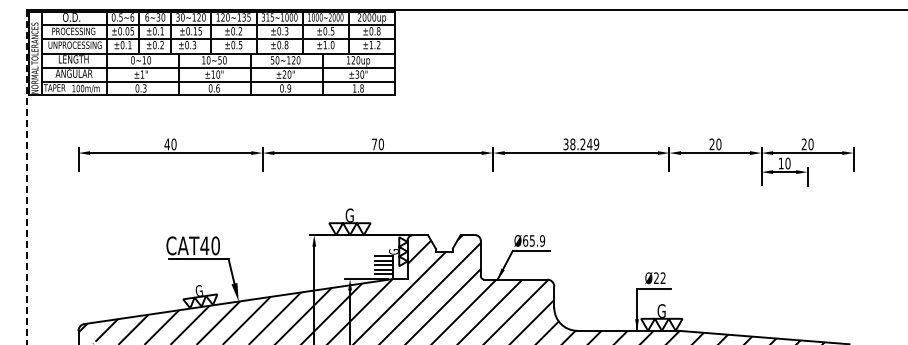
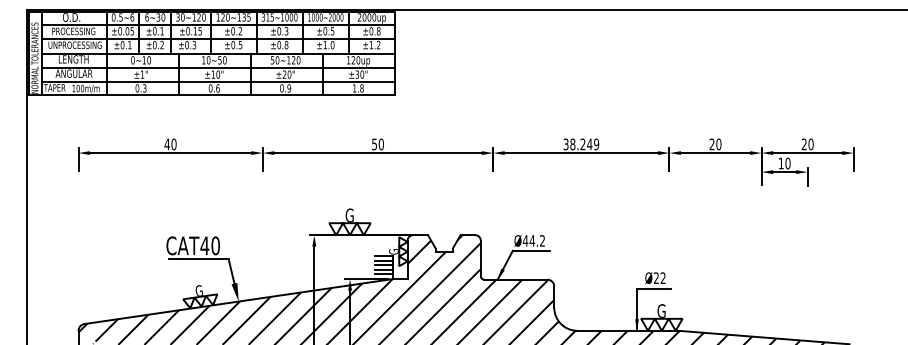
text: 70 -> 50 (374, 144)
line: dashed -> solid (27, 177)
text: Ø65.9 -> Ø44.2 (533, 240)
